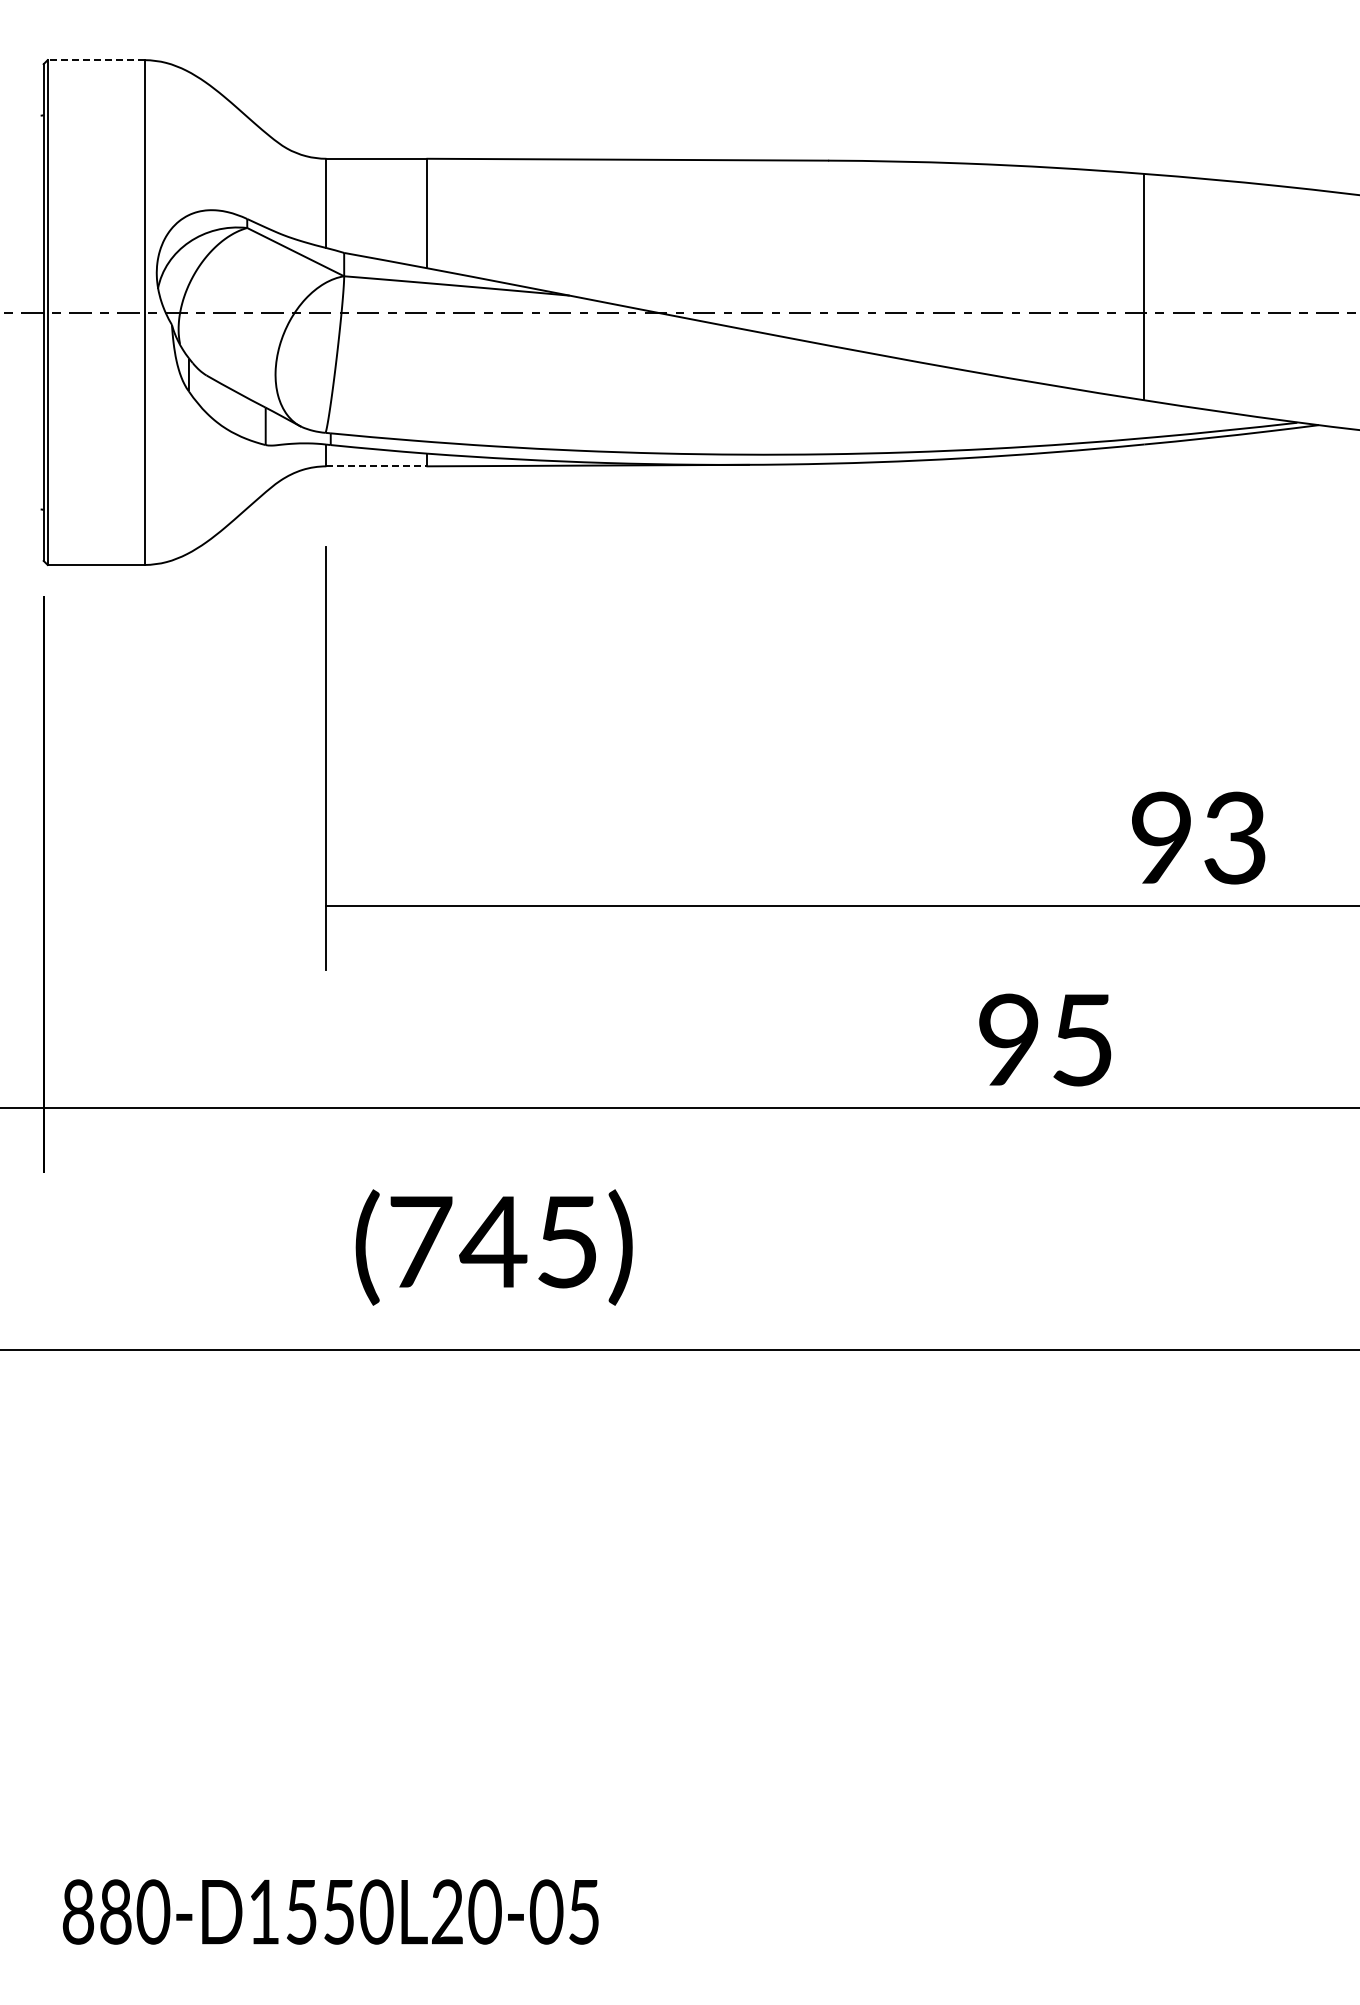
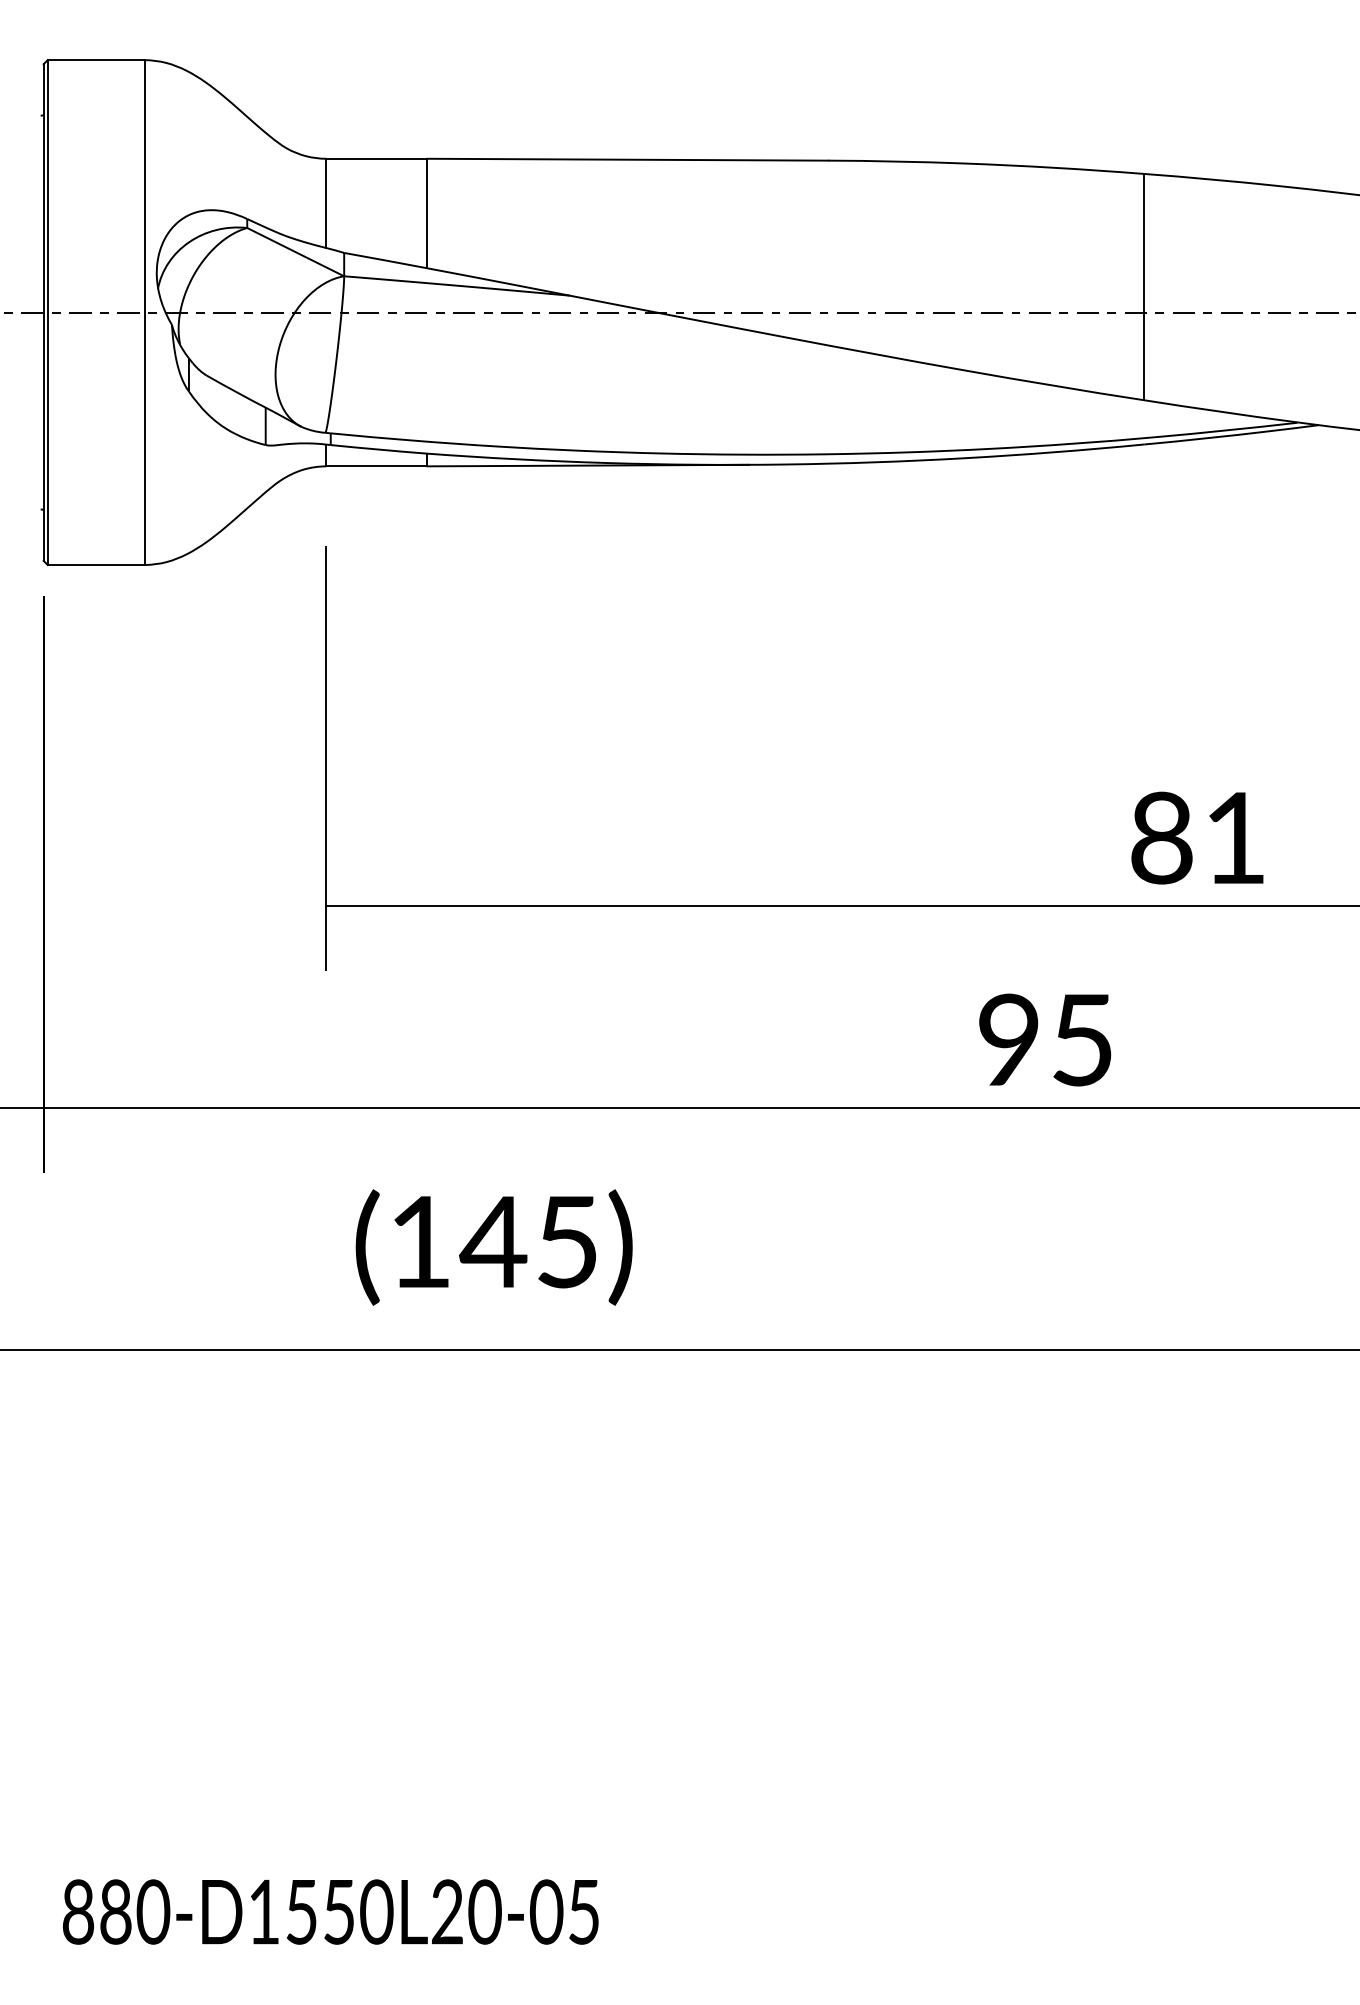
line: dashed -> solid (95, 60)
line: dashed -> solid (377, 466)
text: 93 -> 81 (1198, 837)
text: (745) -> (145) (421, 1241)
